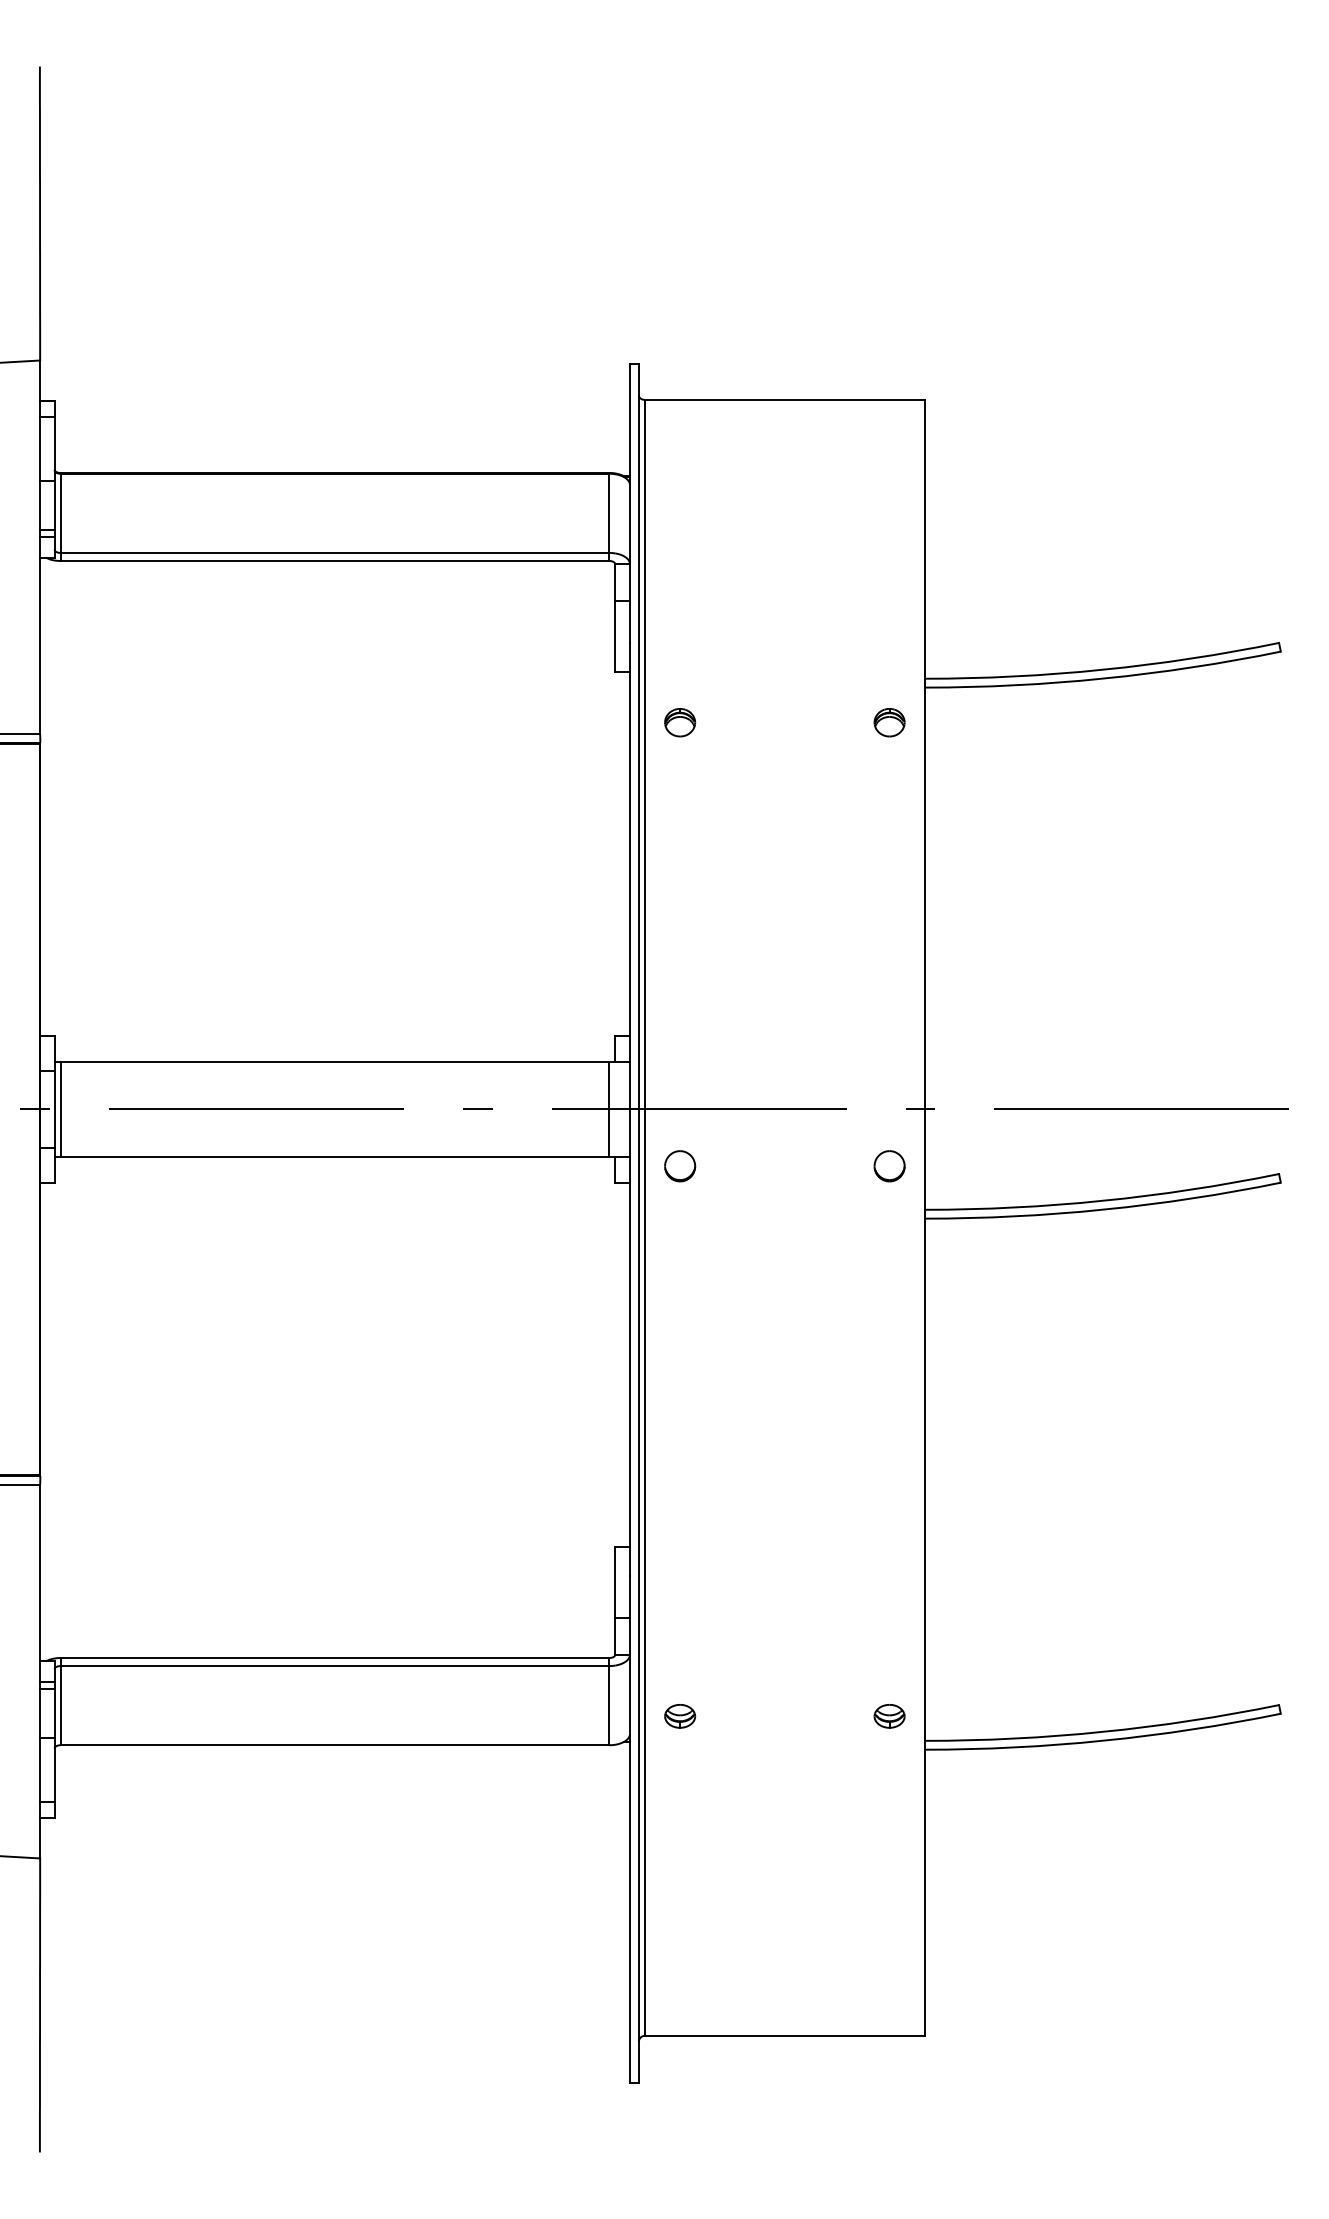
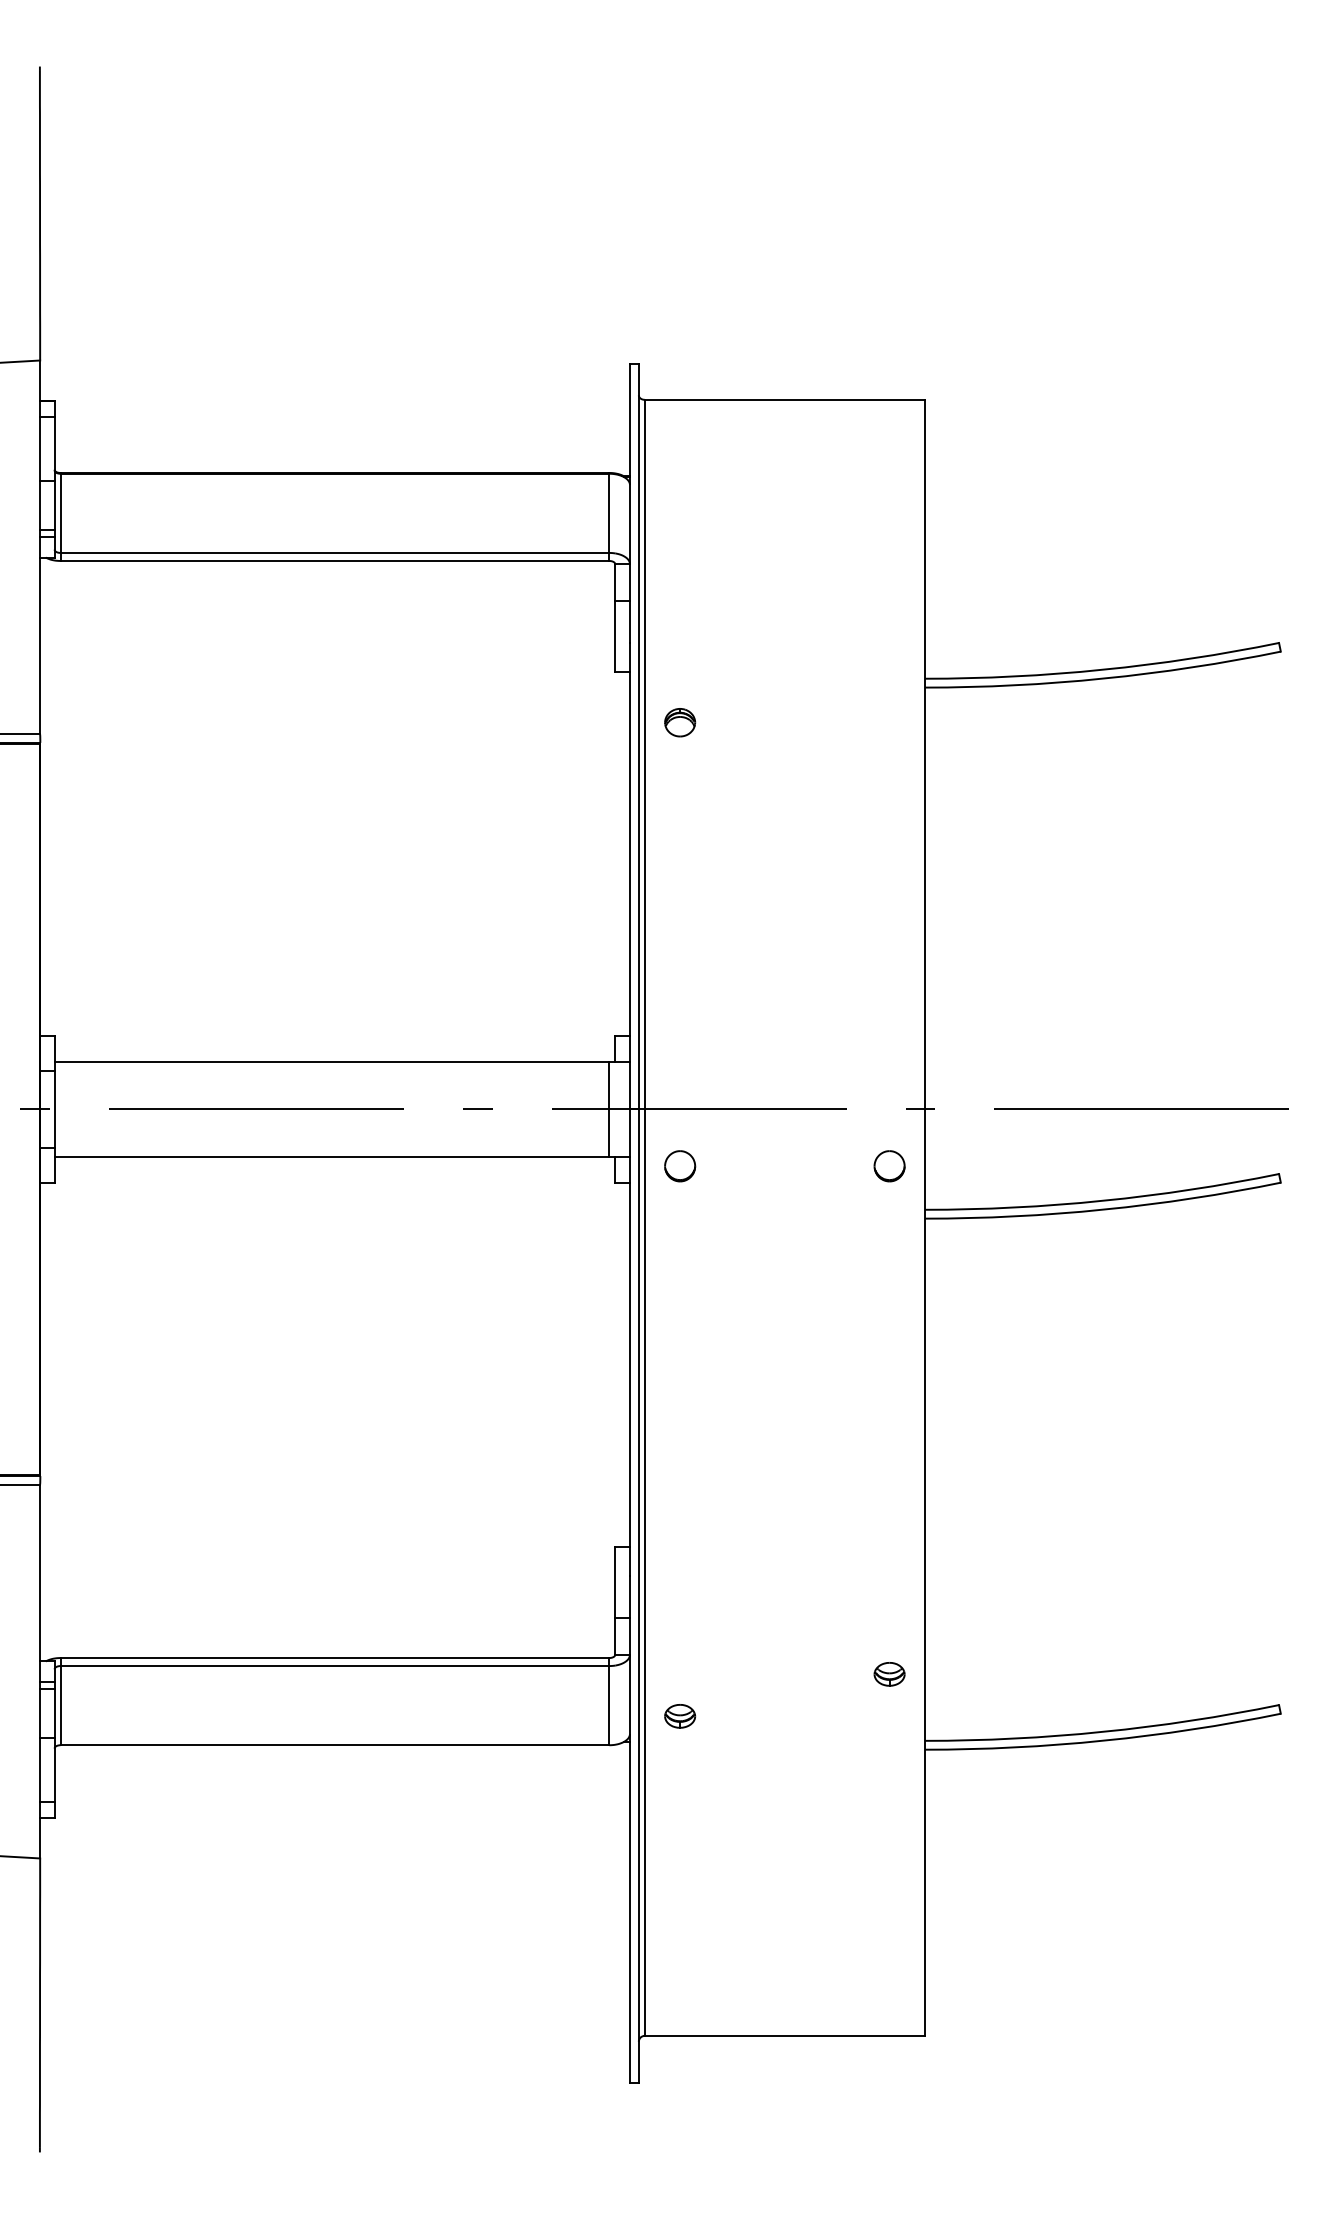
part: present -> none (889, 722)
line: present -> none (60, 1109)
part position: (889, 1716) -> (889, 1674) (889, 1674)
